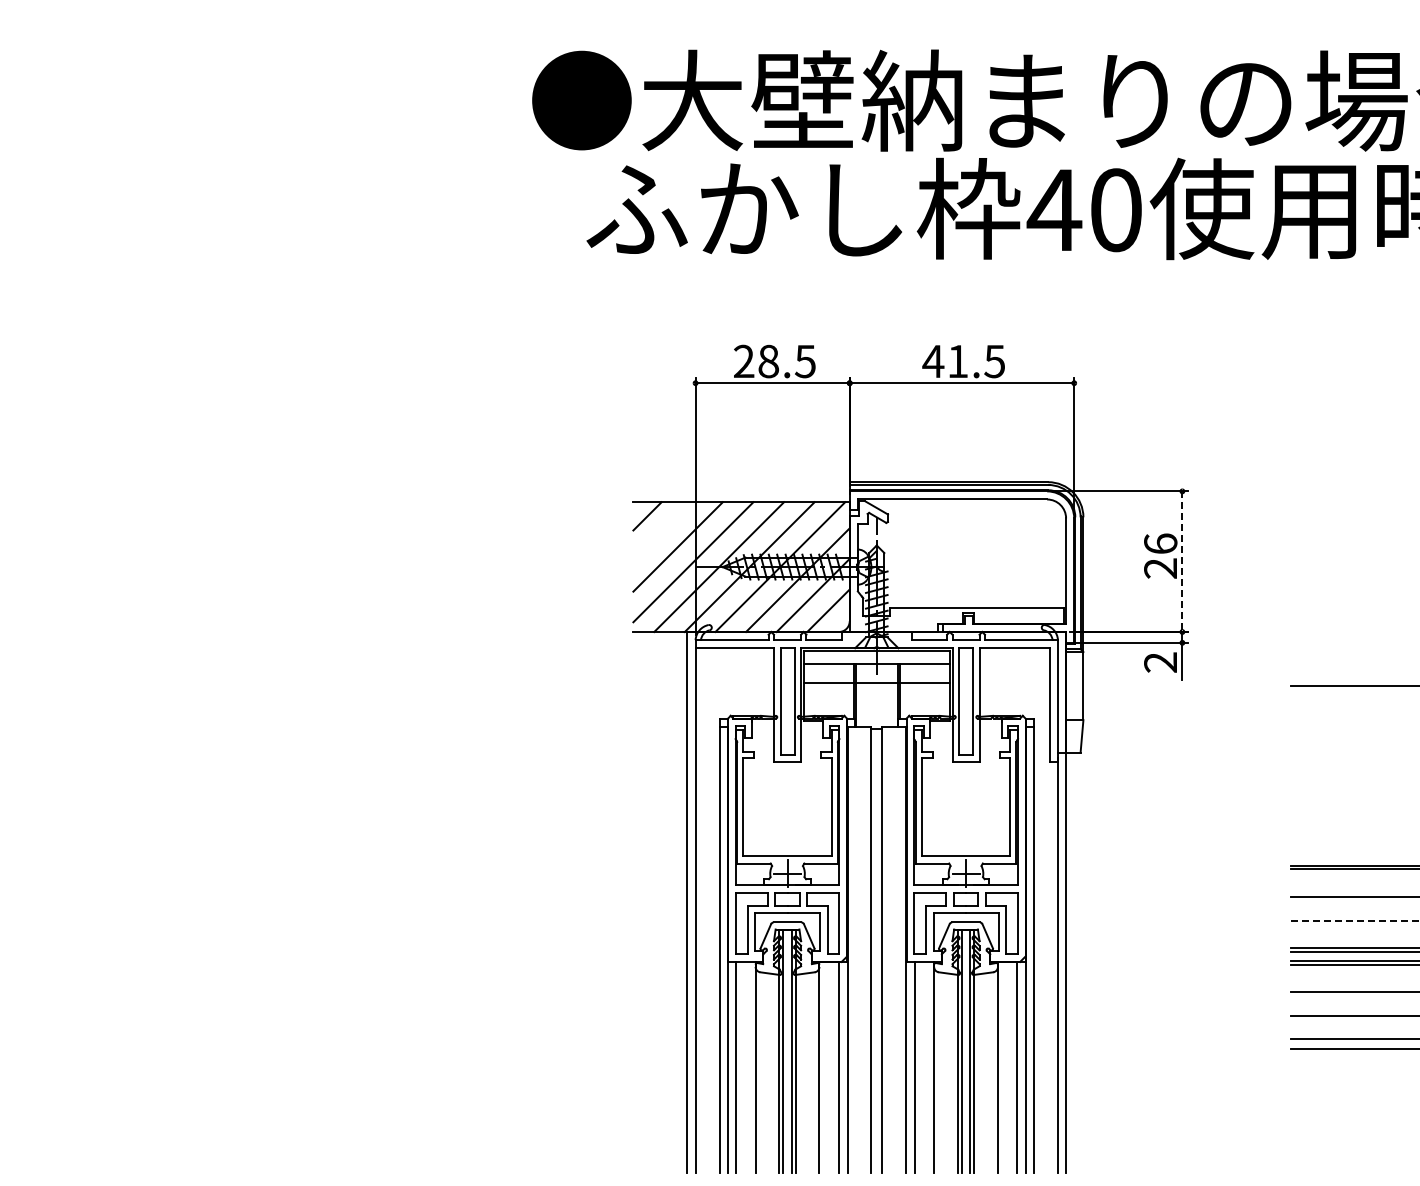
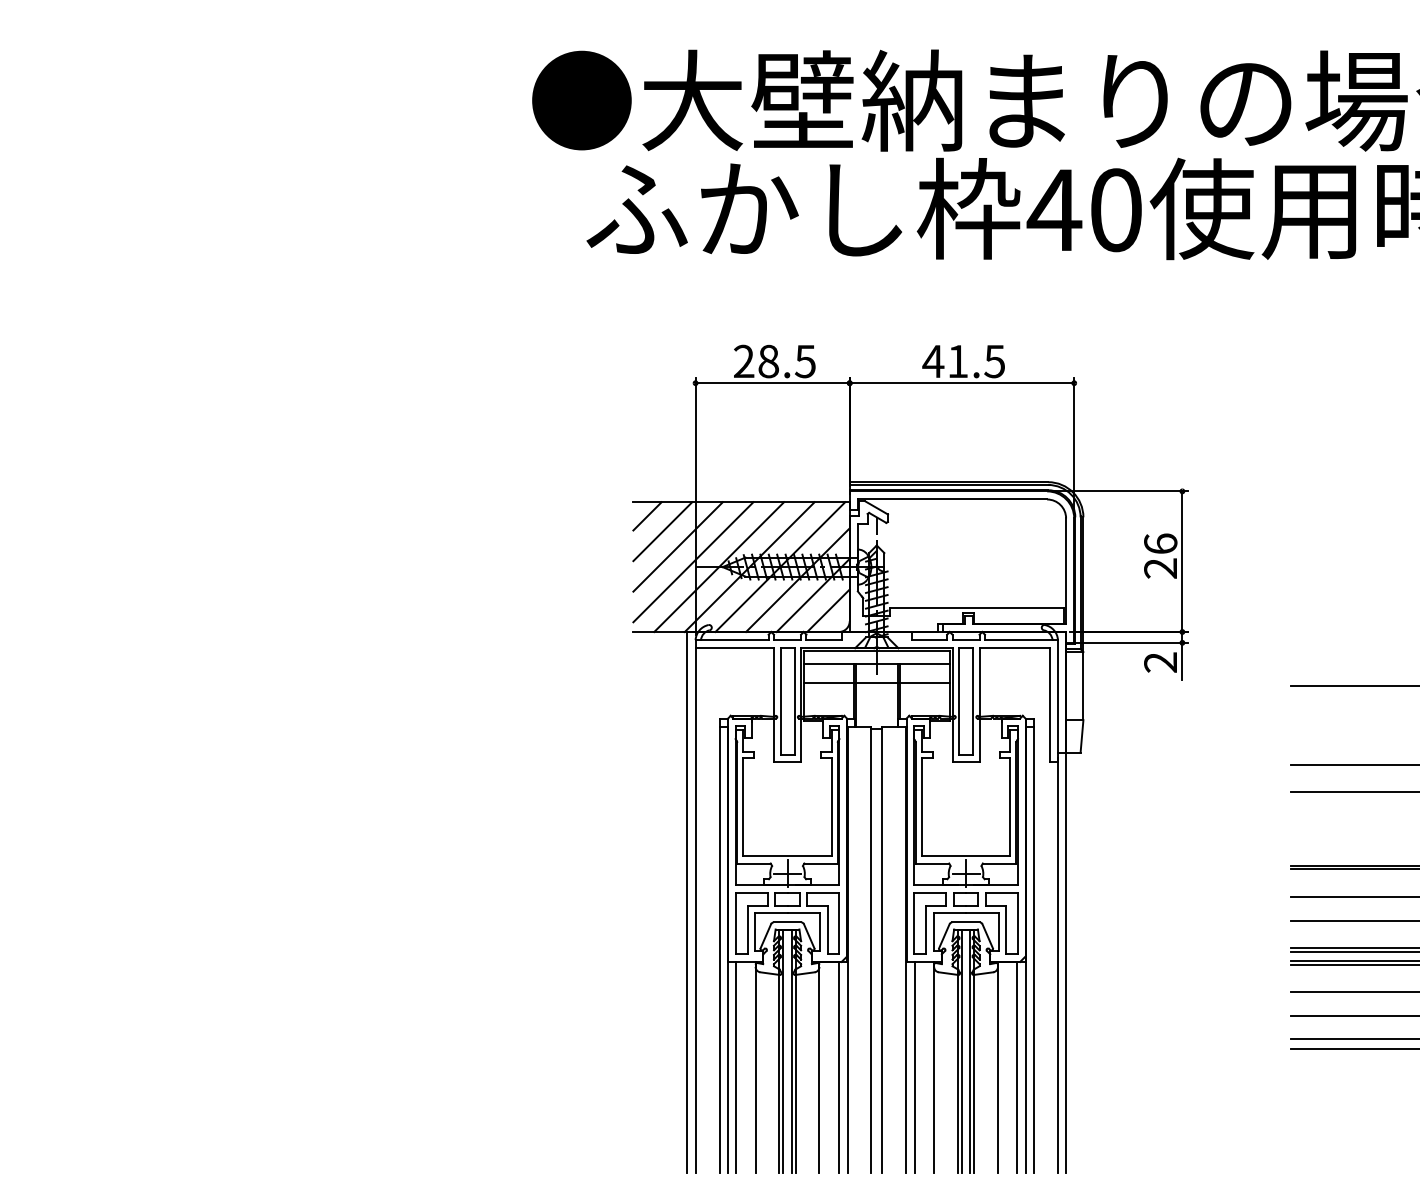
line: none -> present (662, 531)
line: dashed -> solid (1182, 562)
line: none -> present (1353, 764)
line: none -> present (1353, 791)
line: dashed -> solid (1355, 921)
